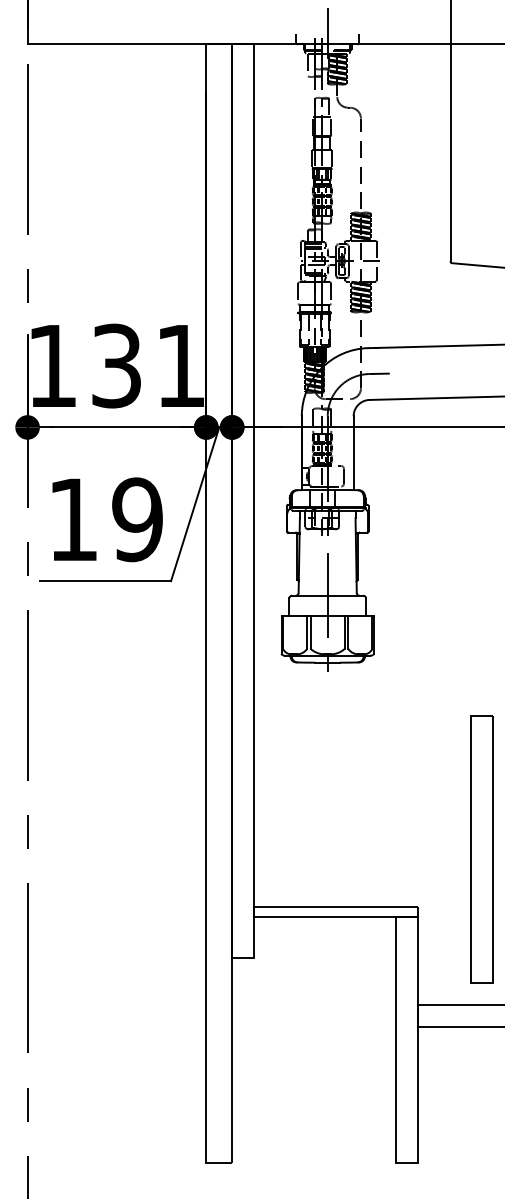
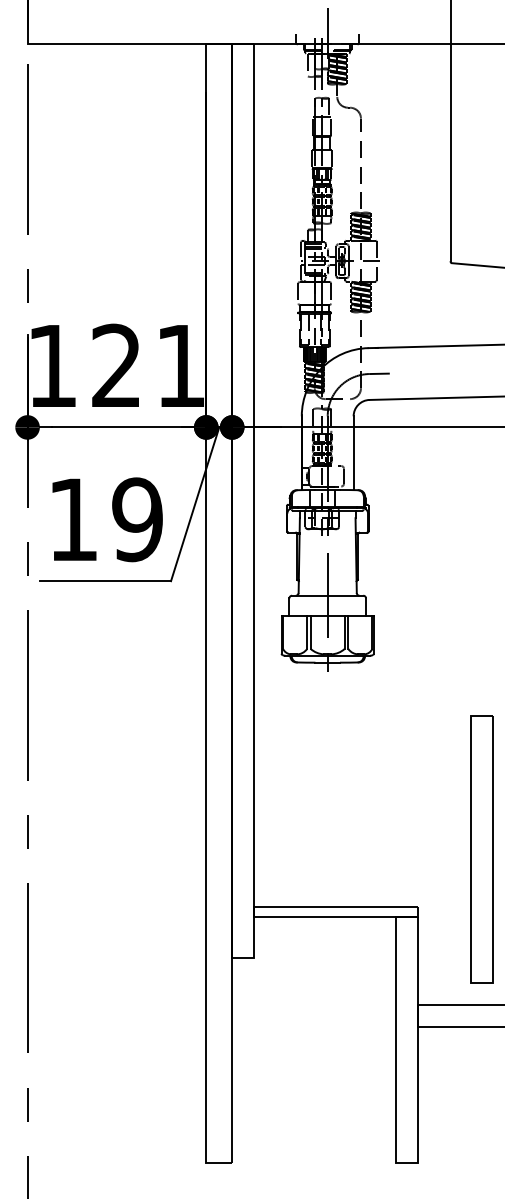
text: 131 -> 121 (116, 365)
